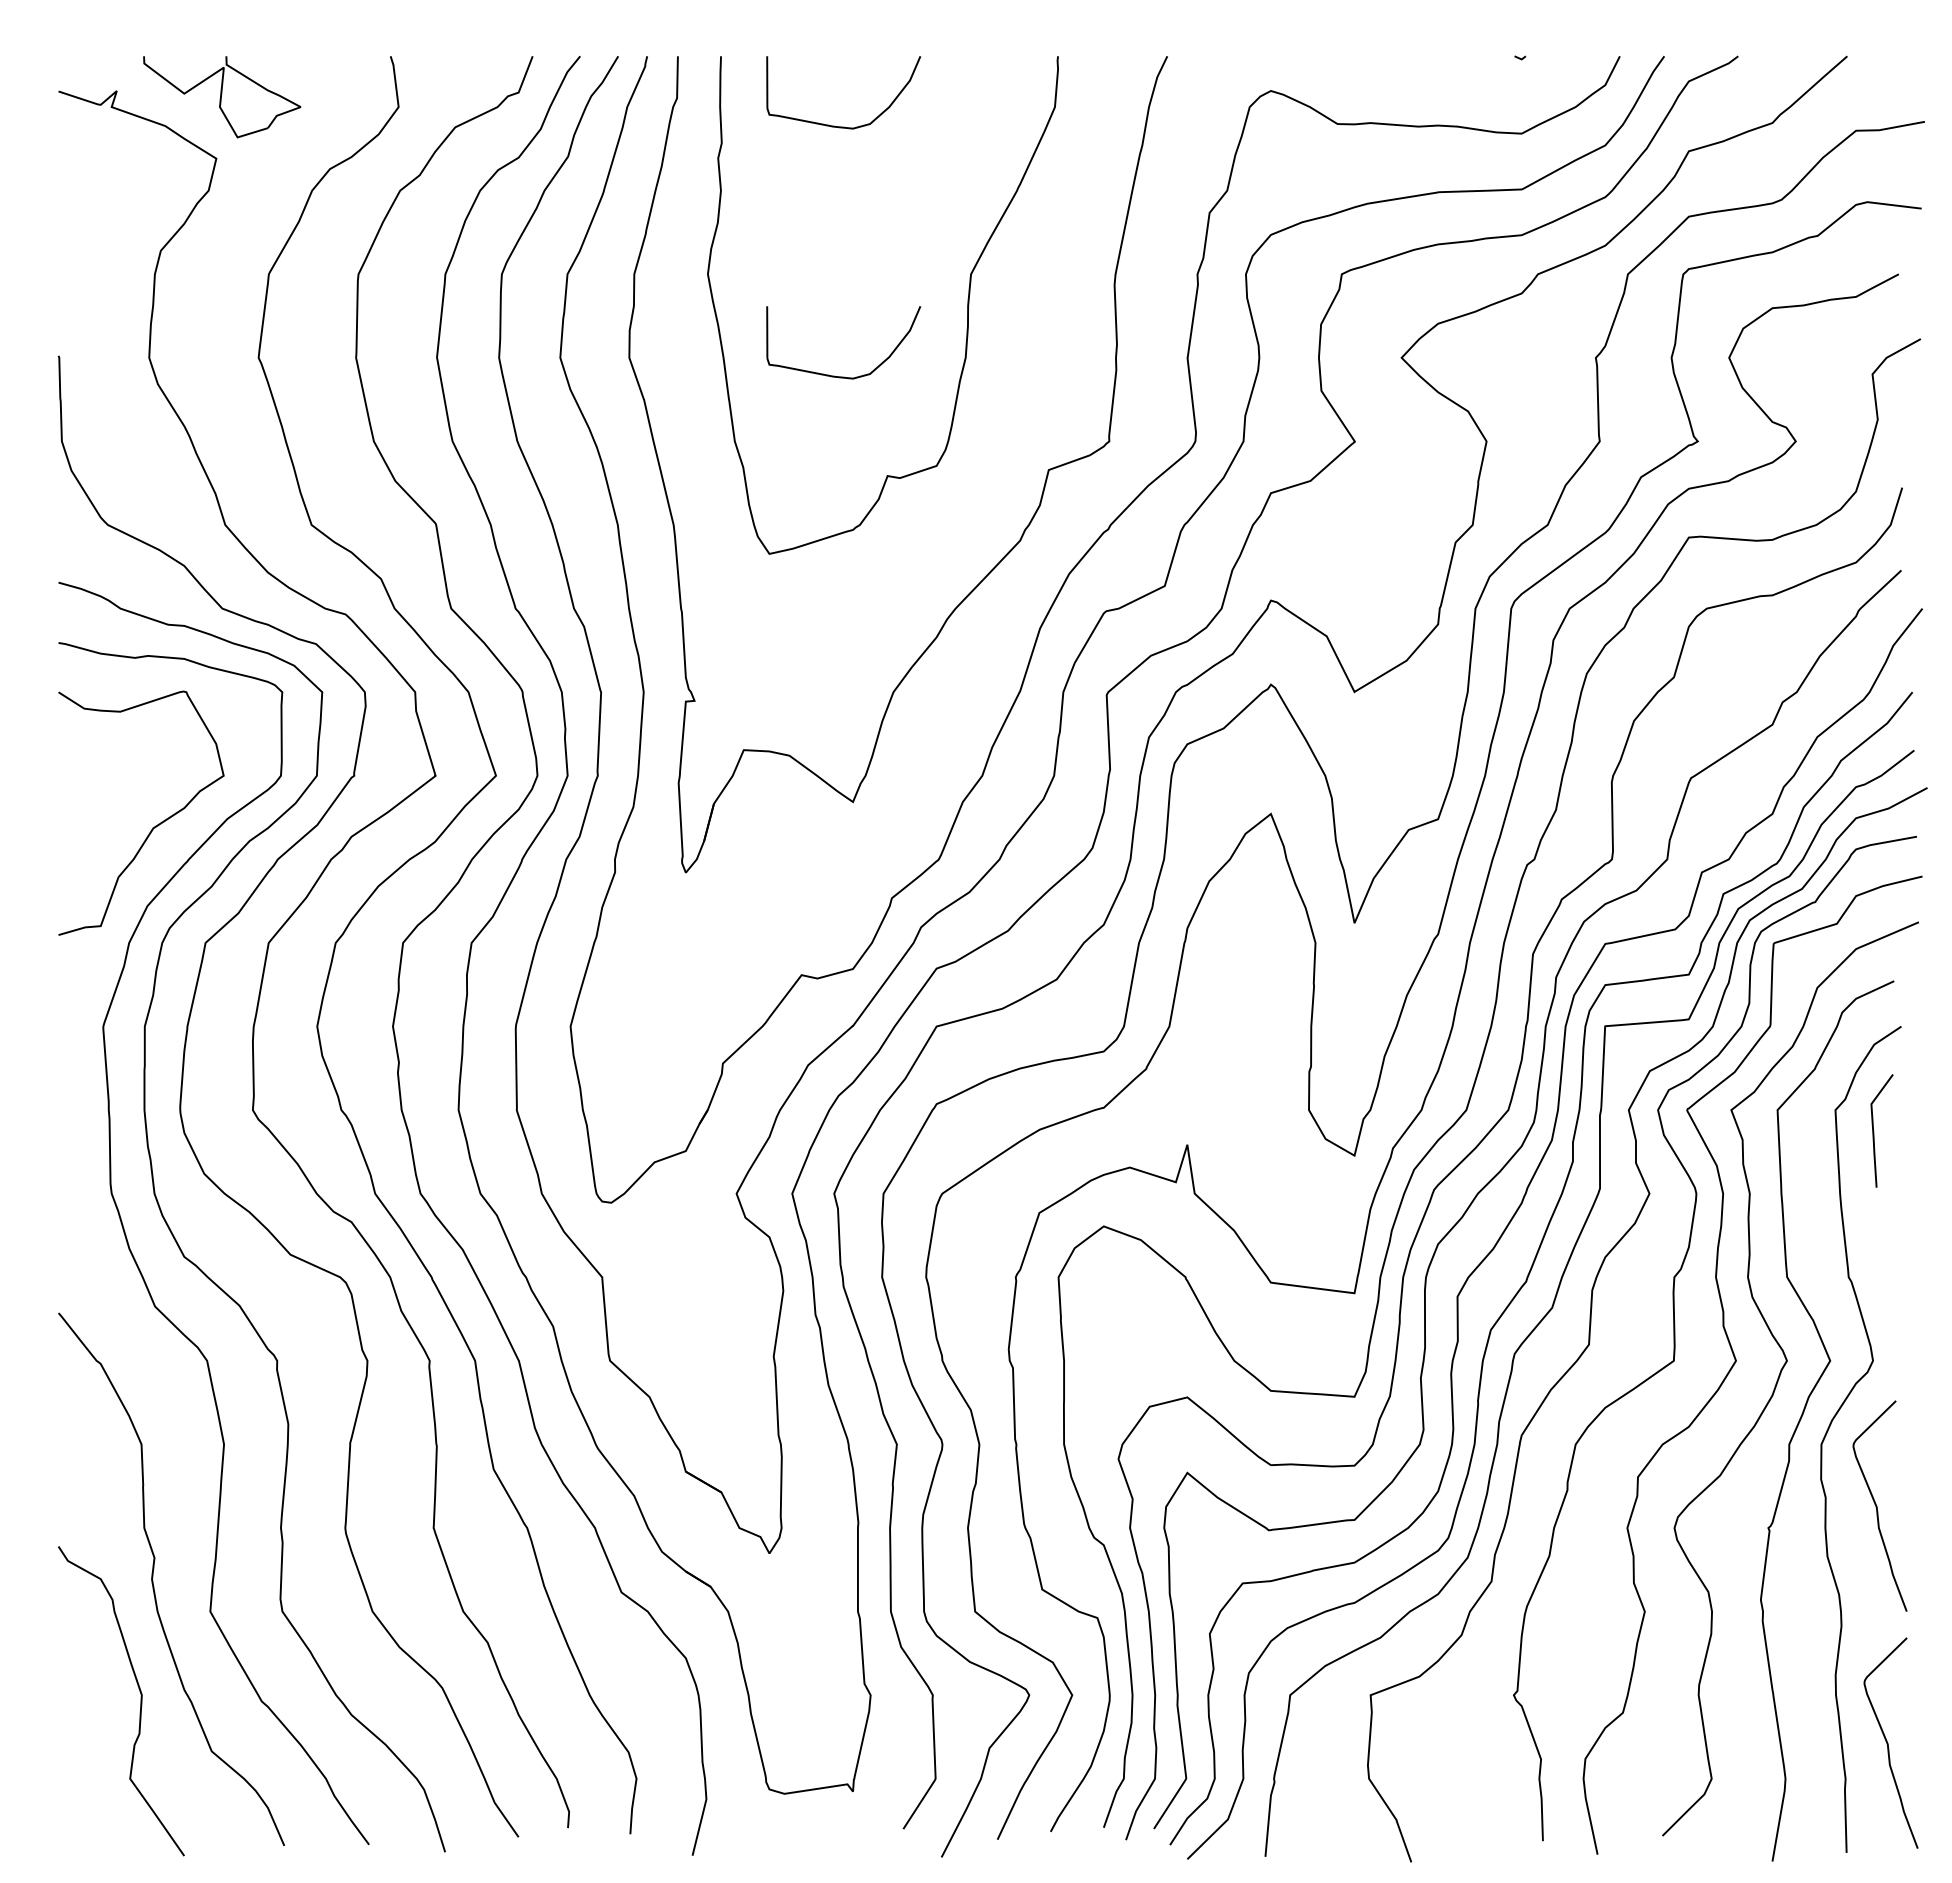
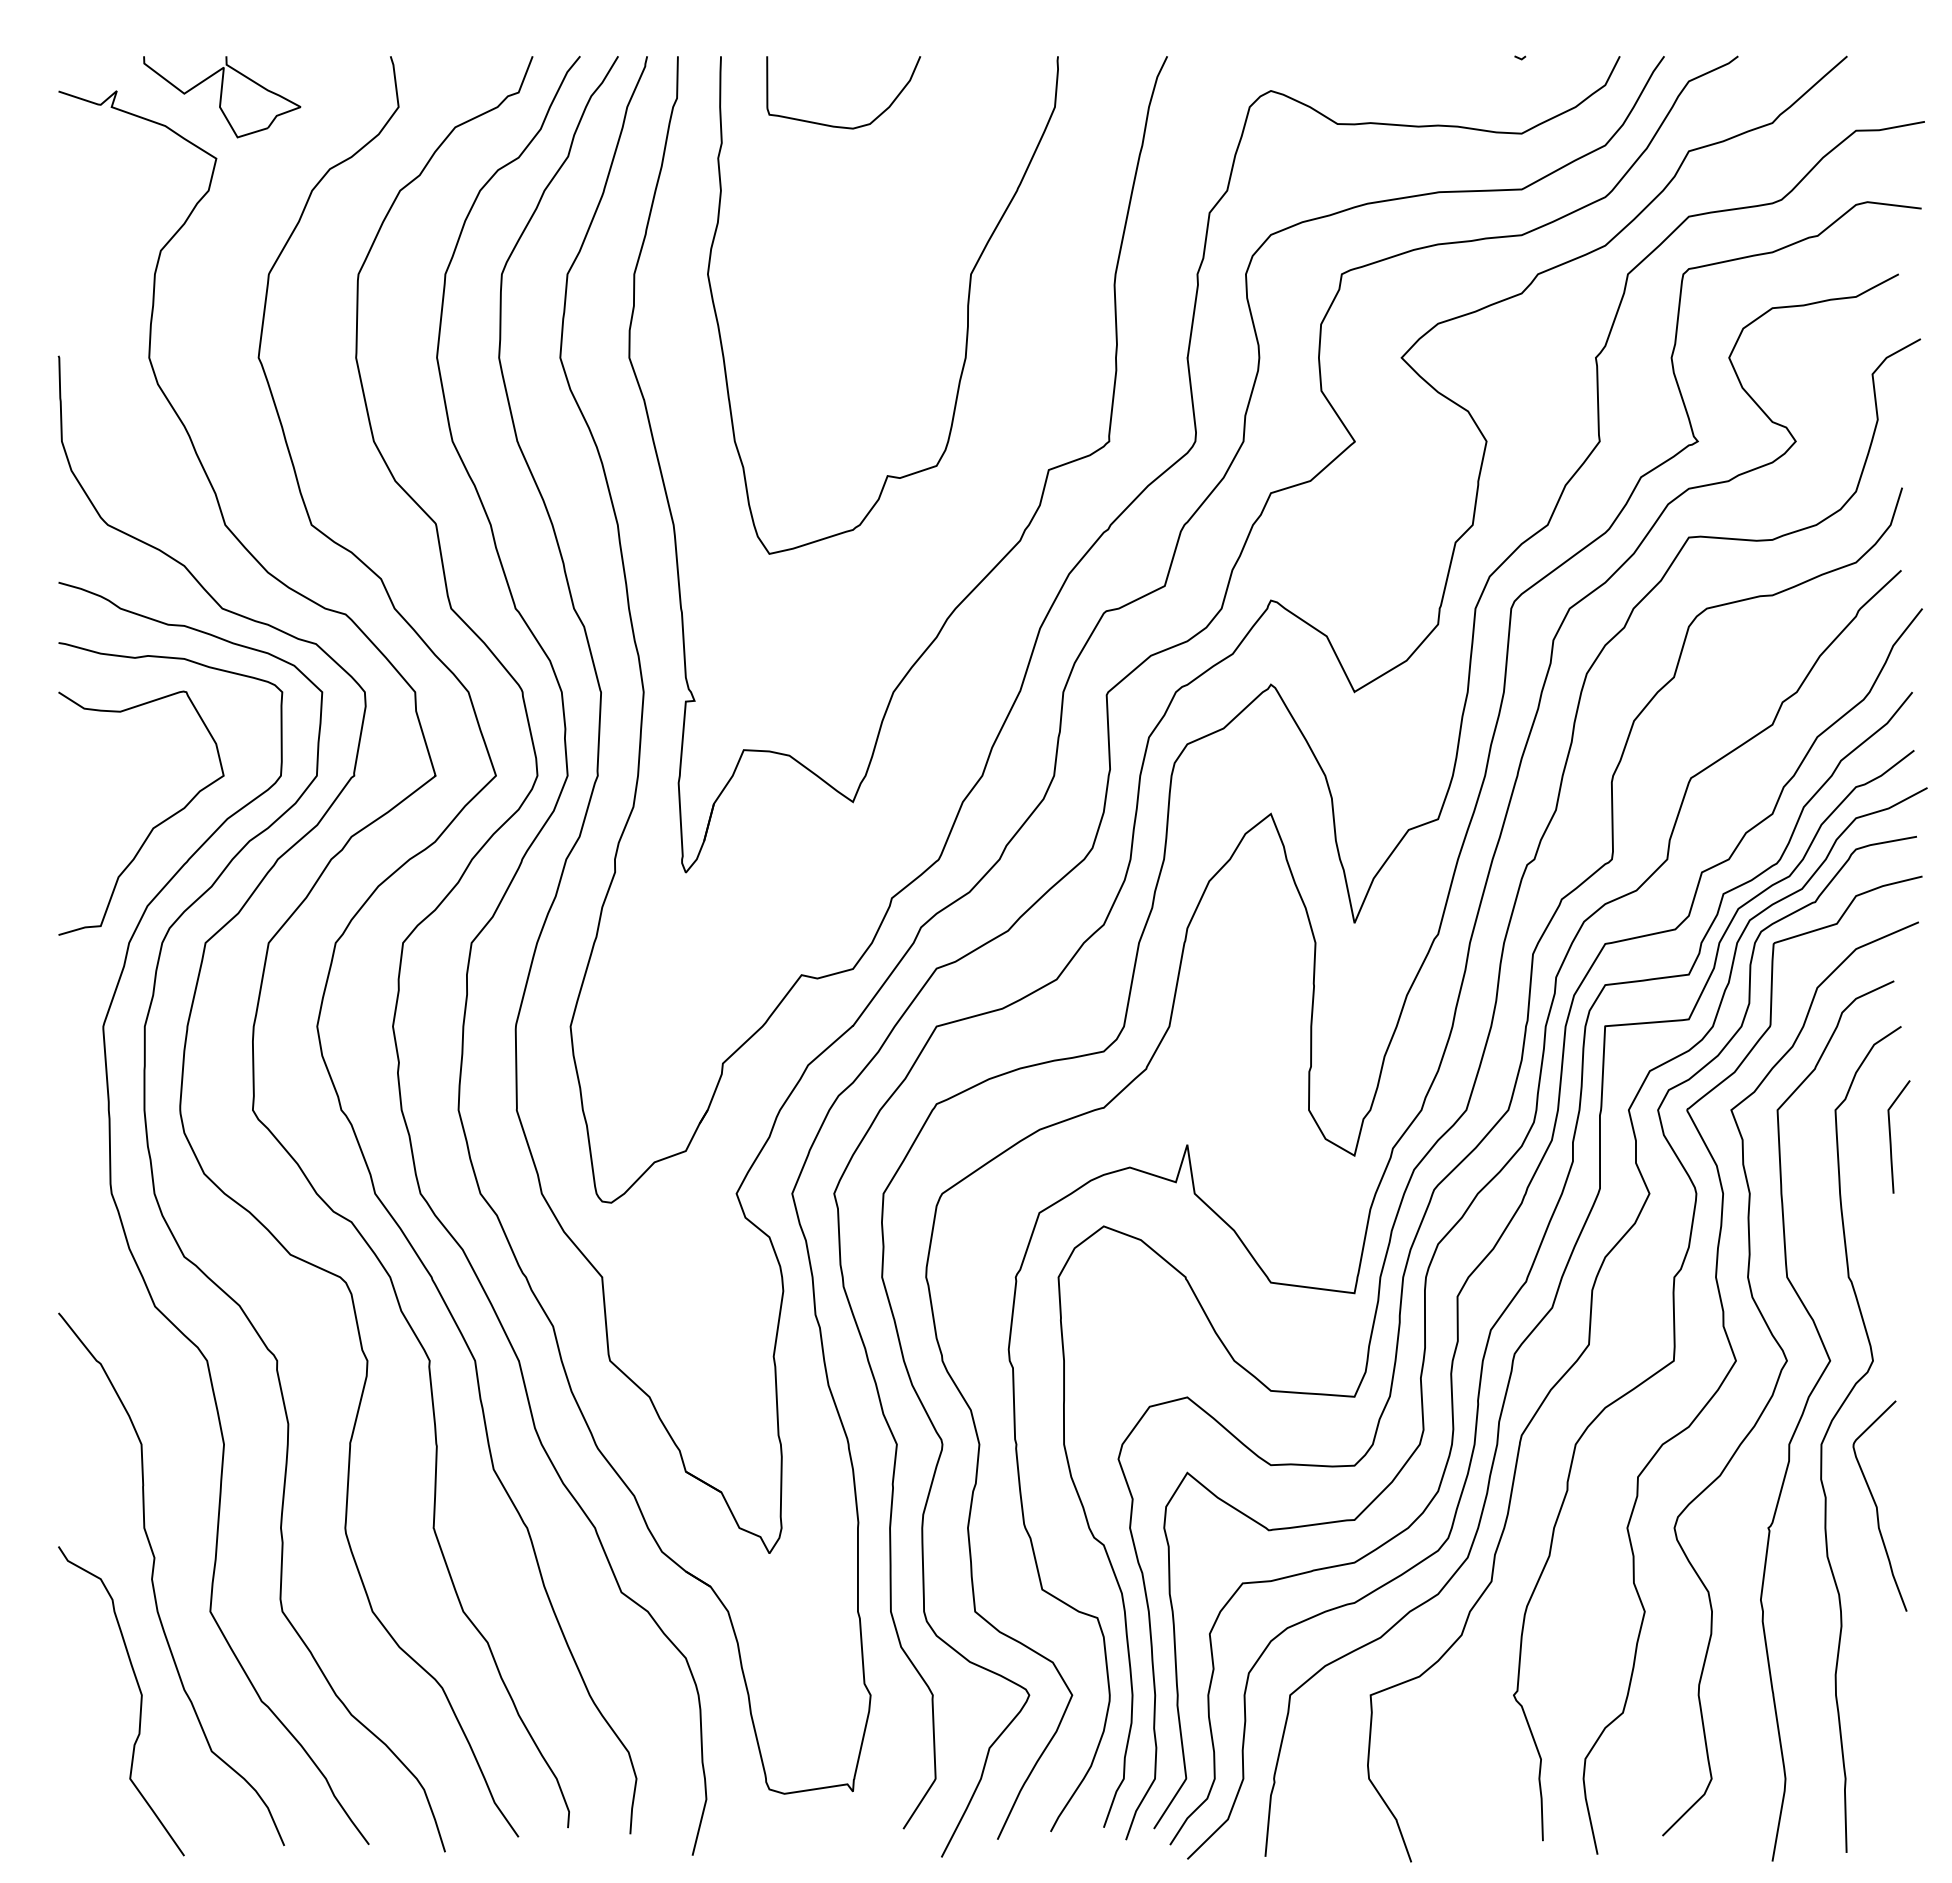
curve: present -> none (843, 376)
line position: (1874, 1131) -> (1891, 1137) (1891, 1137)
curve: present -> none (1888, 1743)
